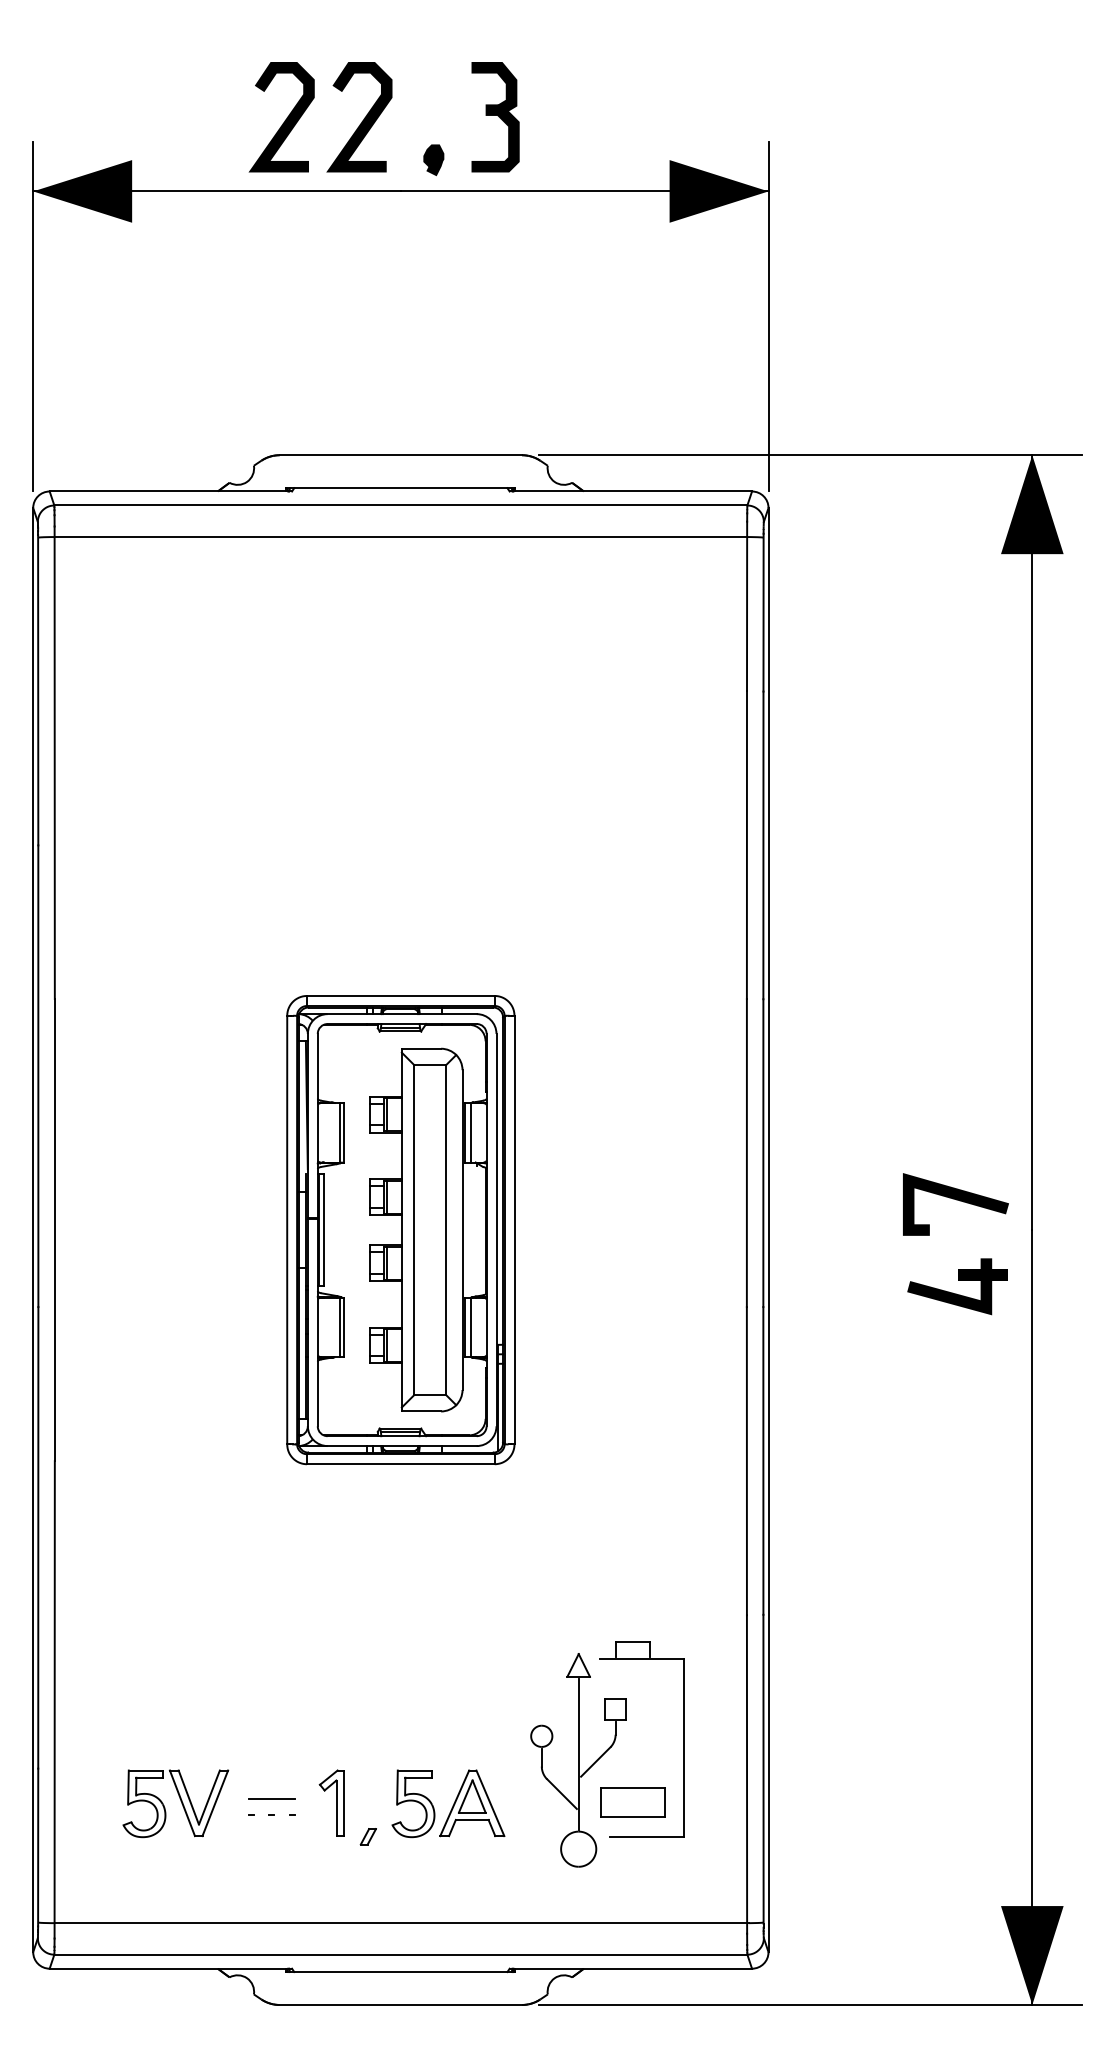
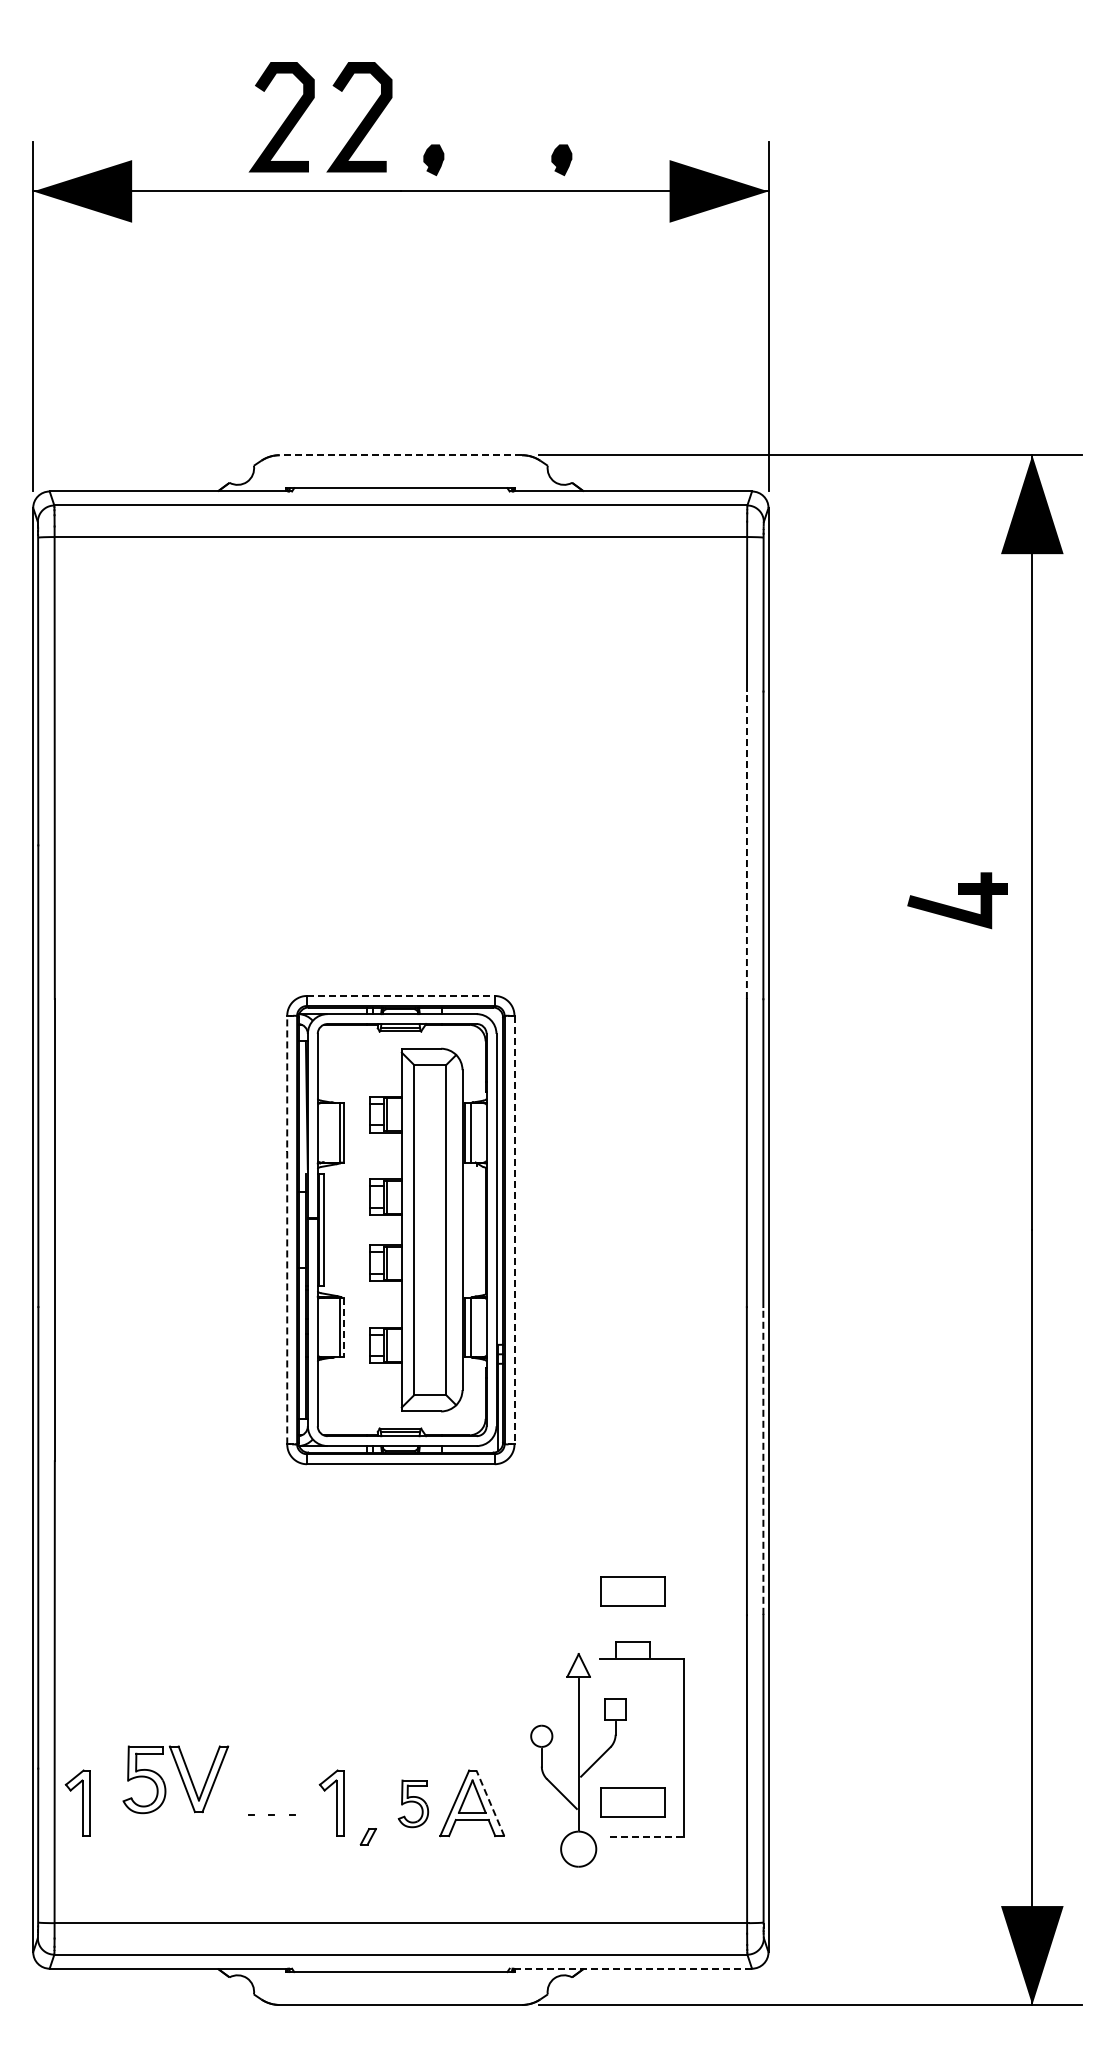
part: present -> none (495, 117)
part: none -> present (561, 160)
line: solid -> dashed (400, 455)
line: solid -> dashed (746, 844)
line: solid -> dashed (400, 995)
line: present -> none (956, 1200)
line: solid -> dashed (287, 1229)
line: solid -> dashed (514, 1230)
part position: (958, 1280) -> (958, 894) (958, 894)
line: solid -> dashed (344, 1327)
line: solid -> dashed (763, 1460)
part: none -> present (632, 1591)
line: present -> none (271, 1798)
part: none -> present (77, 1802)
part position: (175, 1803) -> (175, 1779) (175, 1779)
part size: 45x70 px -> 33x50 px (413, 1803)
line: solid -> dashed (490, 1803)
line: solid -> dashed (647, 1836)
line: solid -> dashed (630, 1968)
